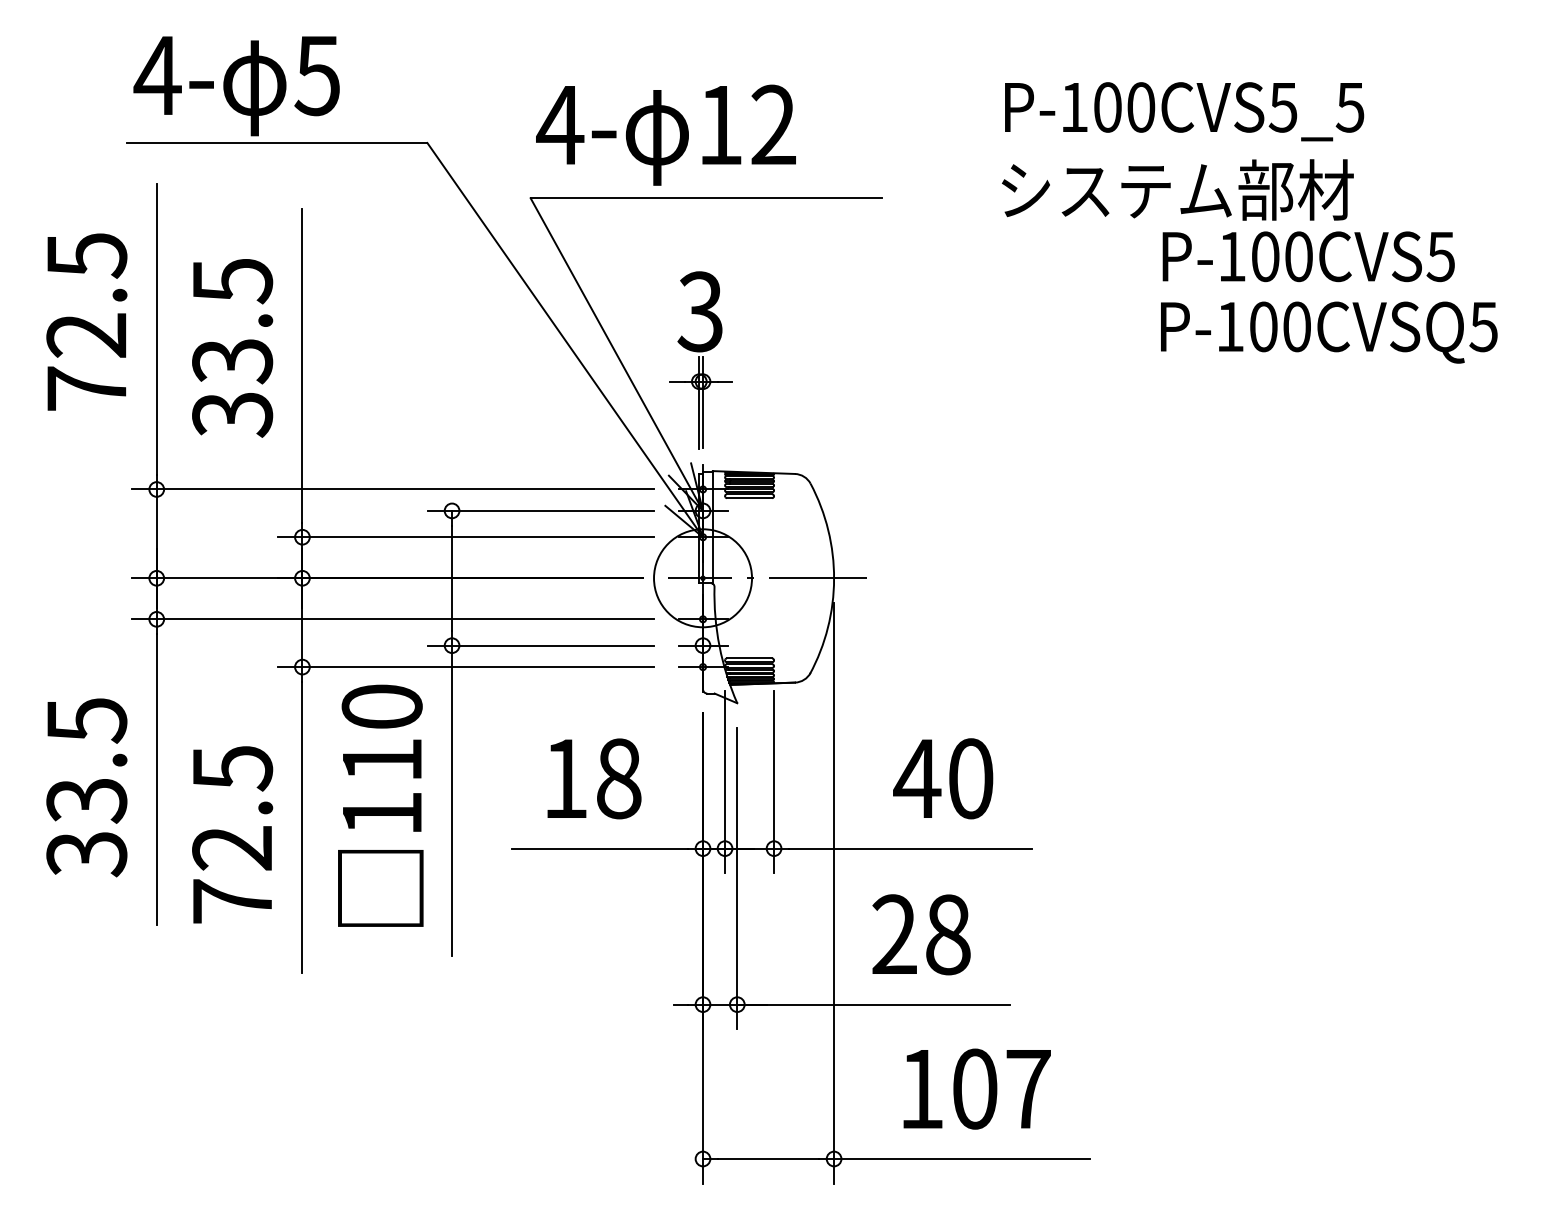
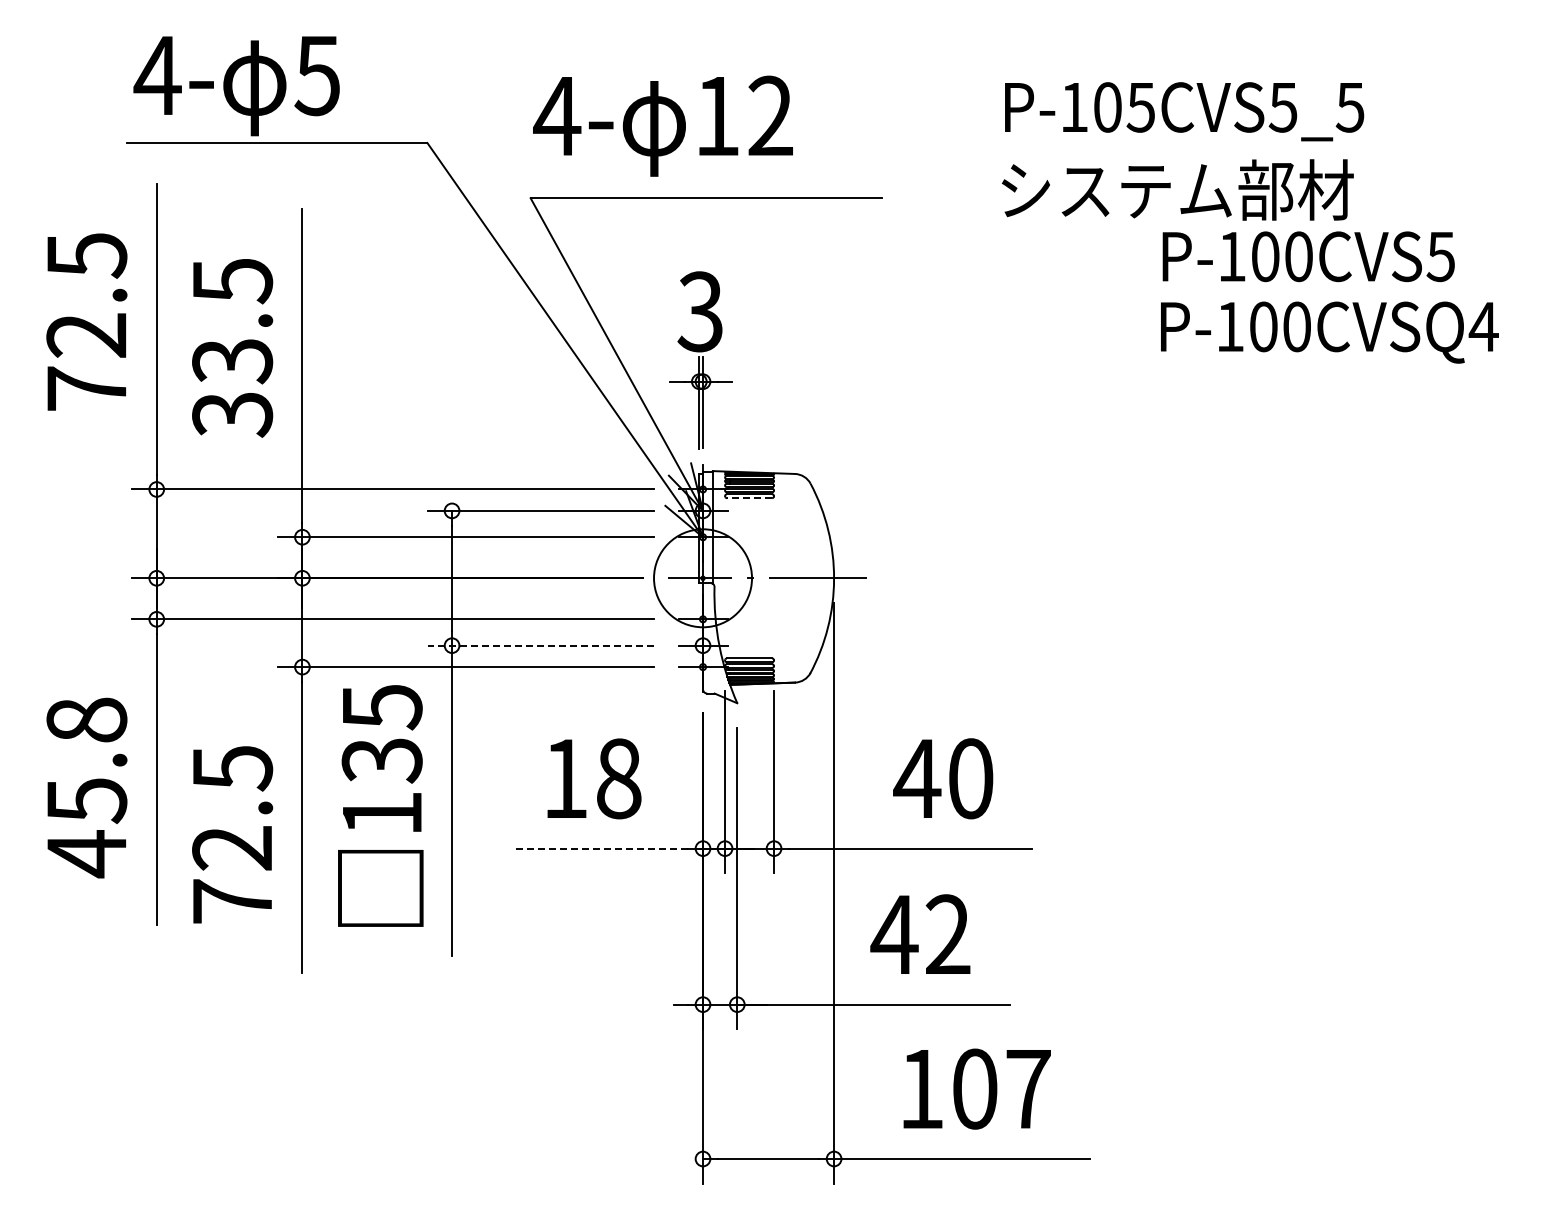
text: P-100CVS5_5 -> P-105CVS5_5 (1140, 107)
text position: (665, 134) -> (662, 125) (662, 125)
text: P-100CVSQ5 -> P-100CVSQ4 (1483, 327)
line: solid -> dashed (749, 498)
line: solid -> dashed (540, 645)
text: 110 -> 135 (381, 733)
text: 33.5 -> 45.8 (86, 787)
line: solid -> dashed (599, 848)
text: 28 -> 42 (920, 934)
